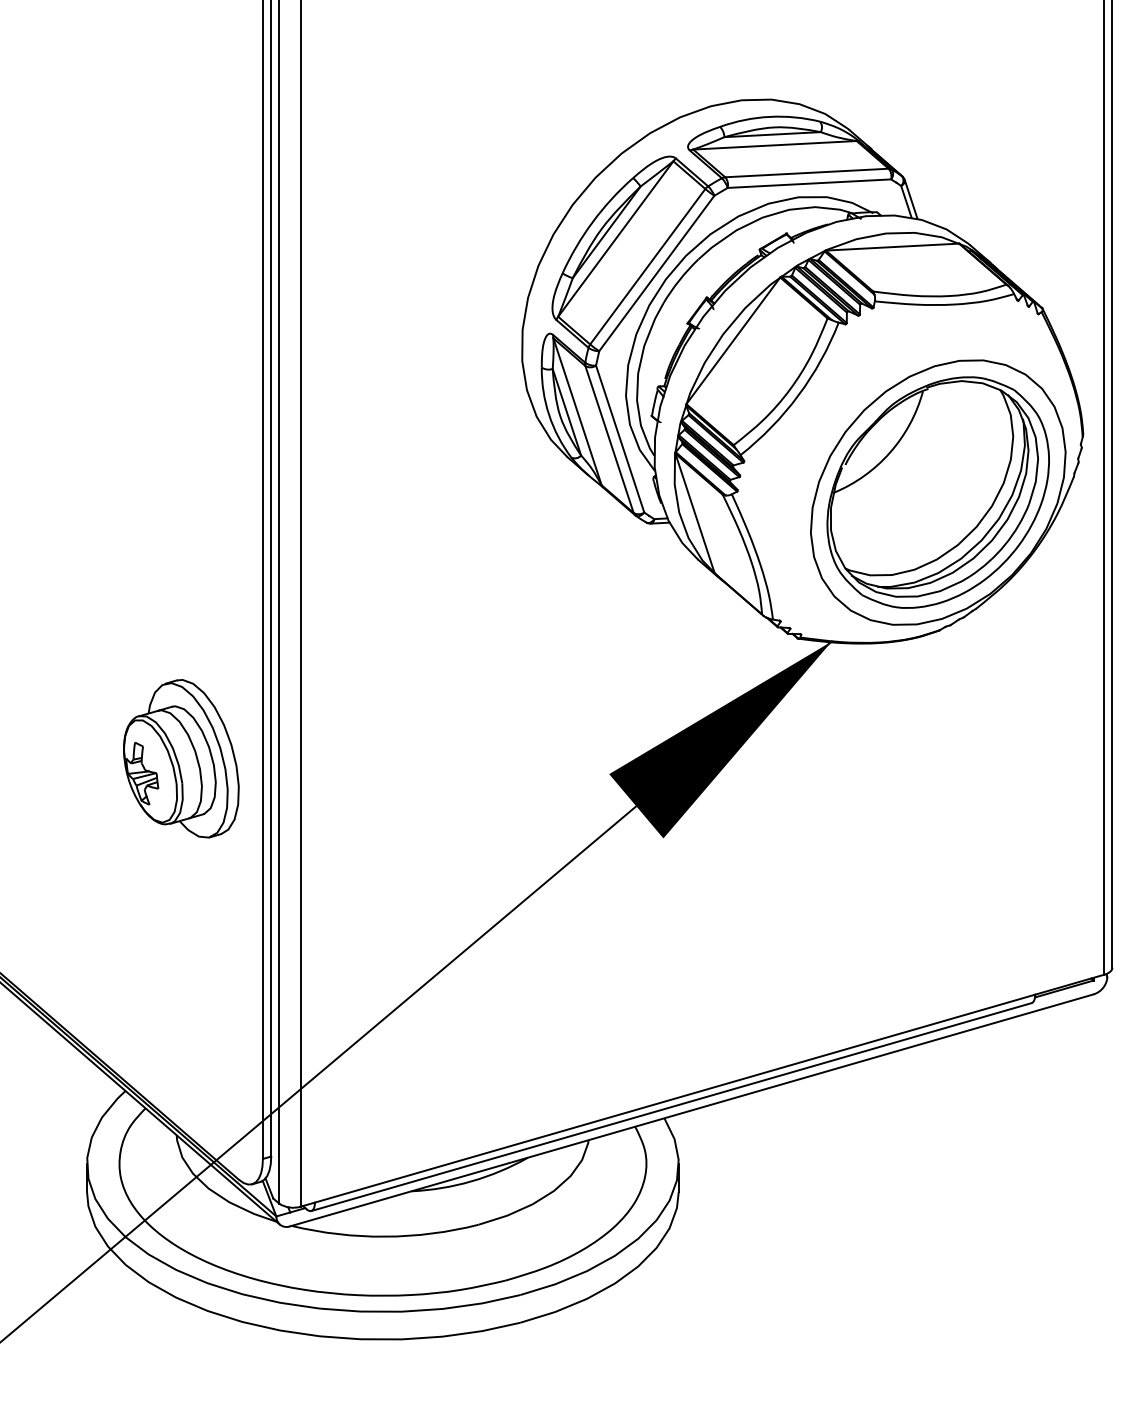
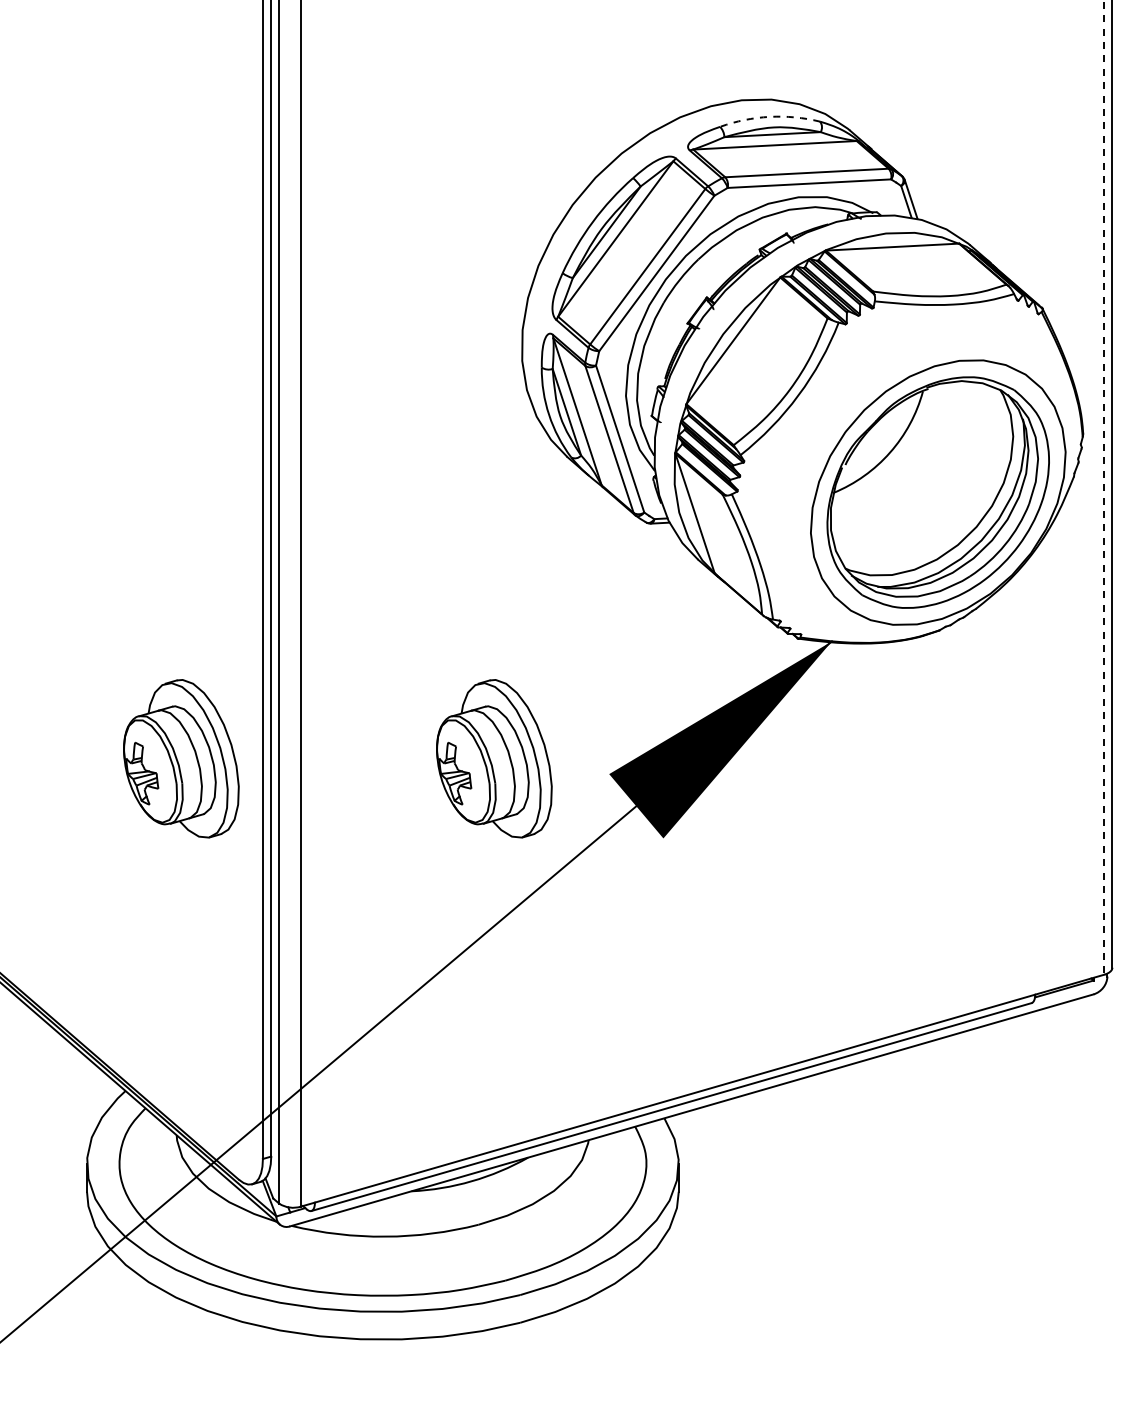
arc: solid -> dashed (769, 116)
line: solid -> dashed (1104, 487)
part: none -> present (494, 758)
